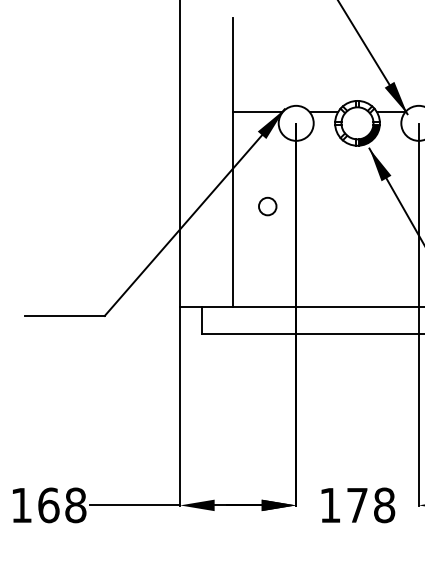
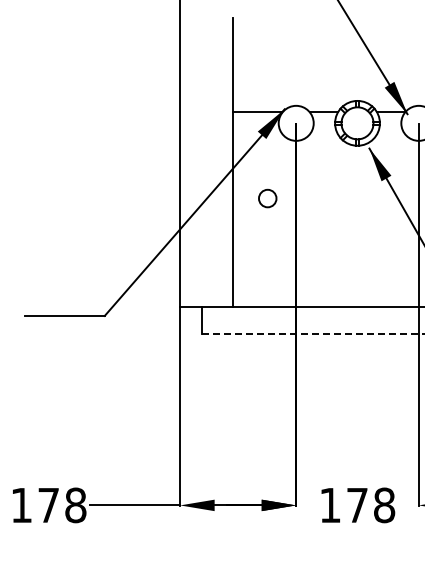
fill: present -> none (369, 134)
circle position: (267, 206) -> (267, 198) (267, 198)
line: solid -> dashed (313, 333)
text: 168 -> 178 (48, 505)
